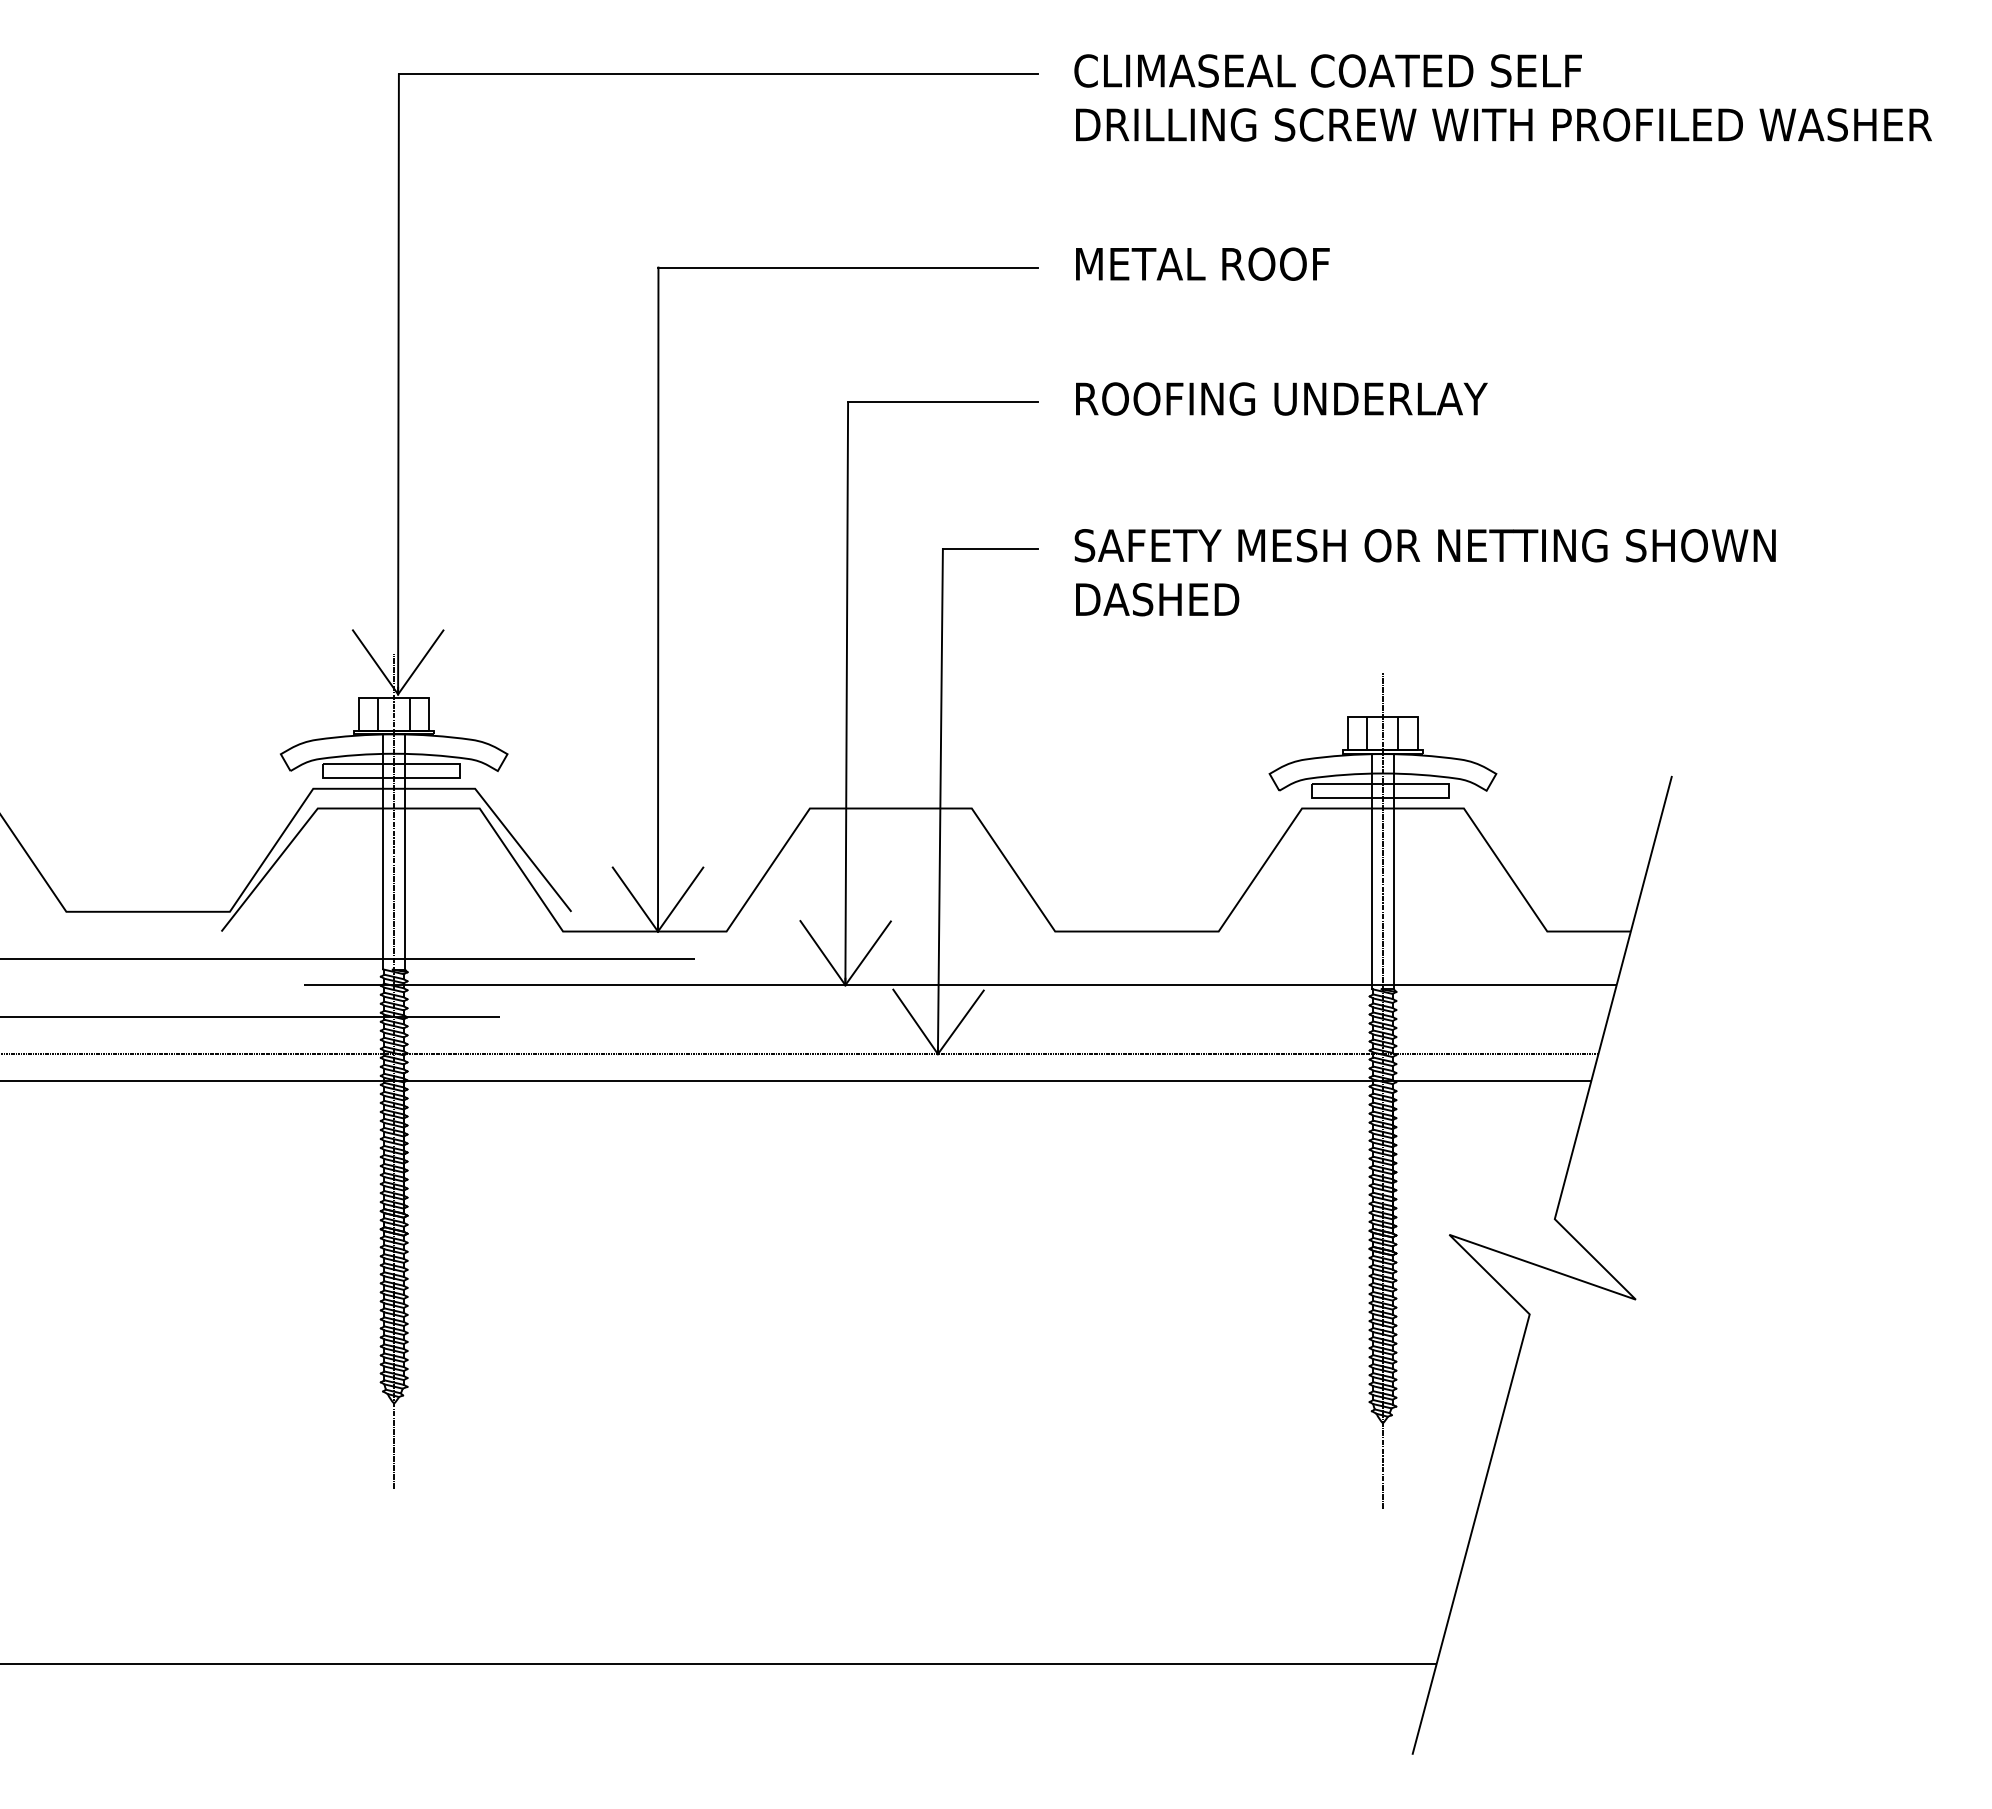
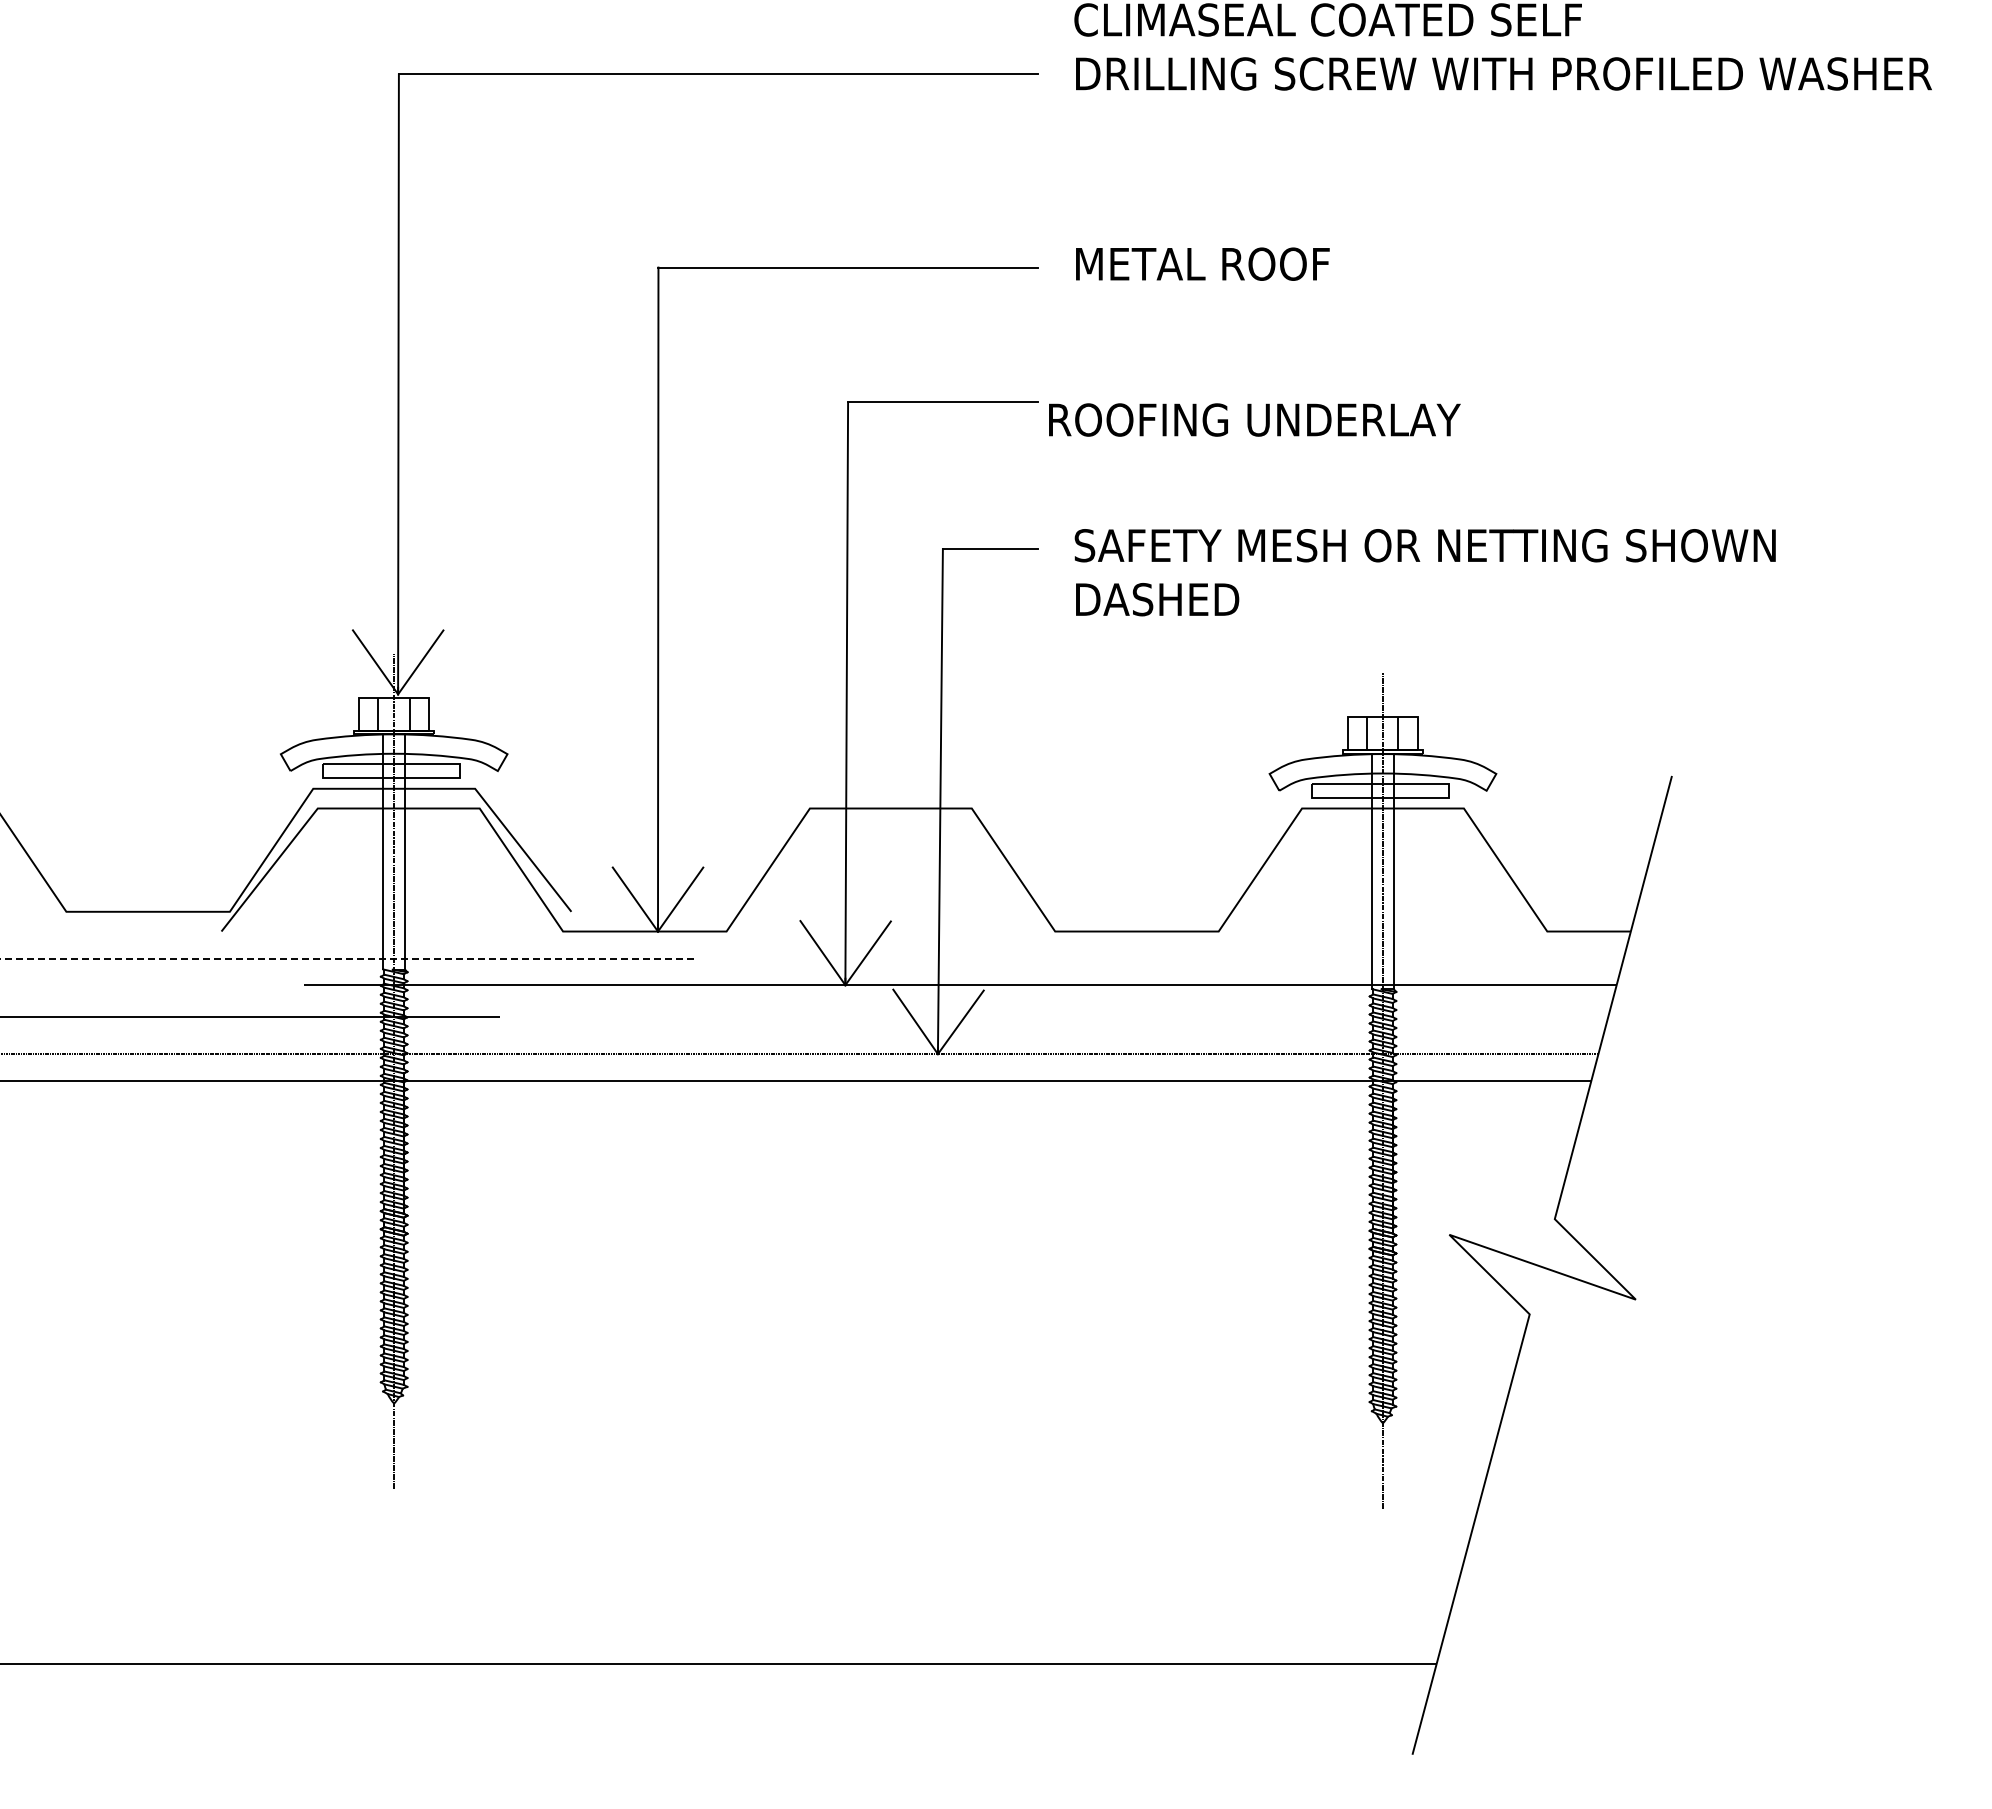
text position: (1502, 97) -> (1502, 46) (1502, 46)
text position: (1281, 398) -> (1254, 419) (1254, 419)
line: solid -> dashed (347, 958)
